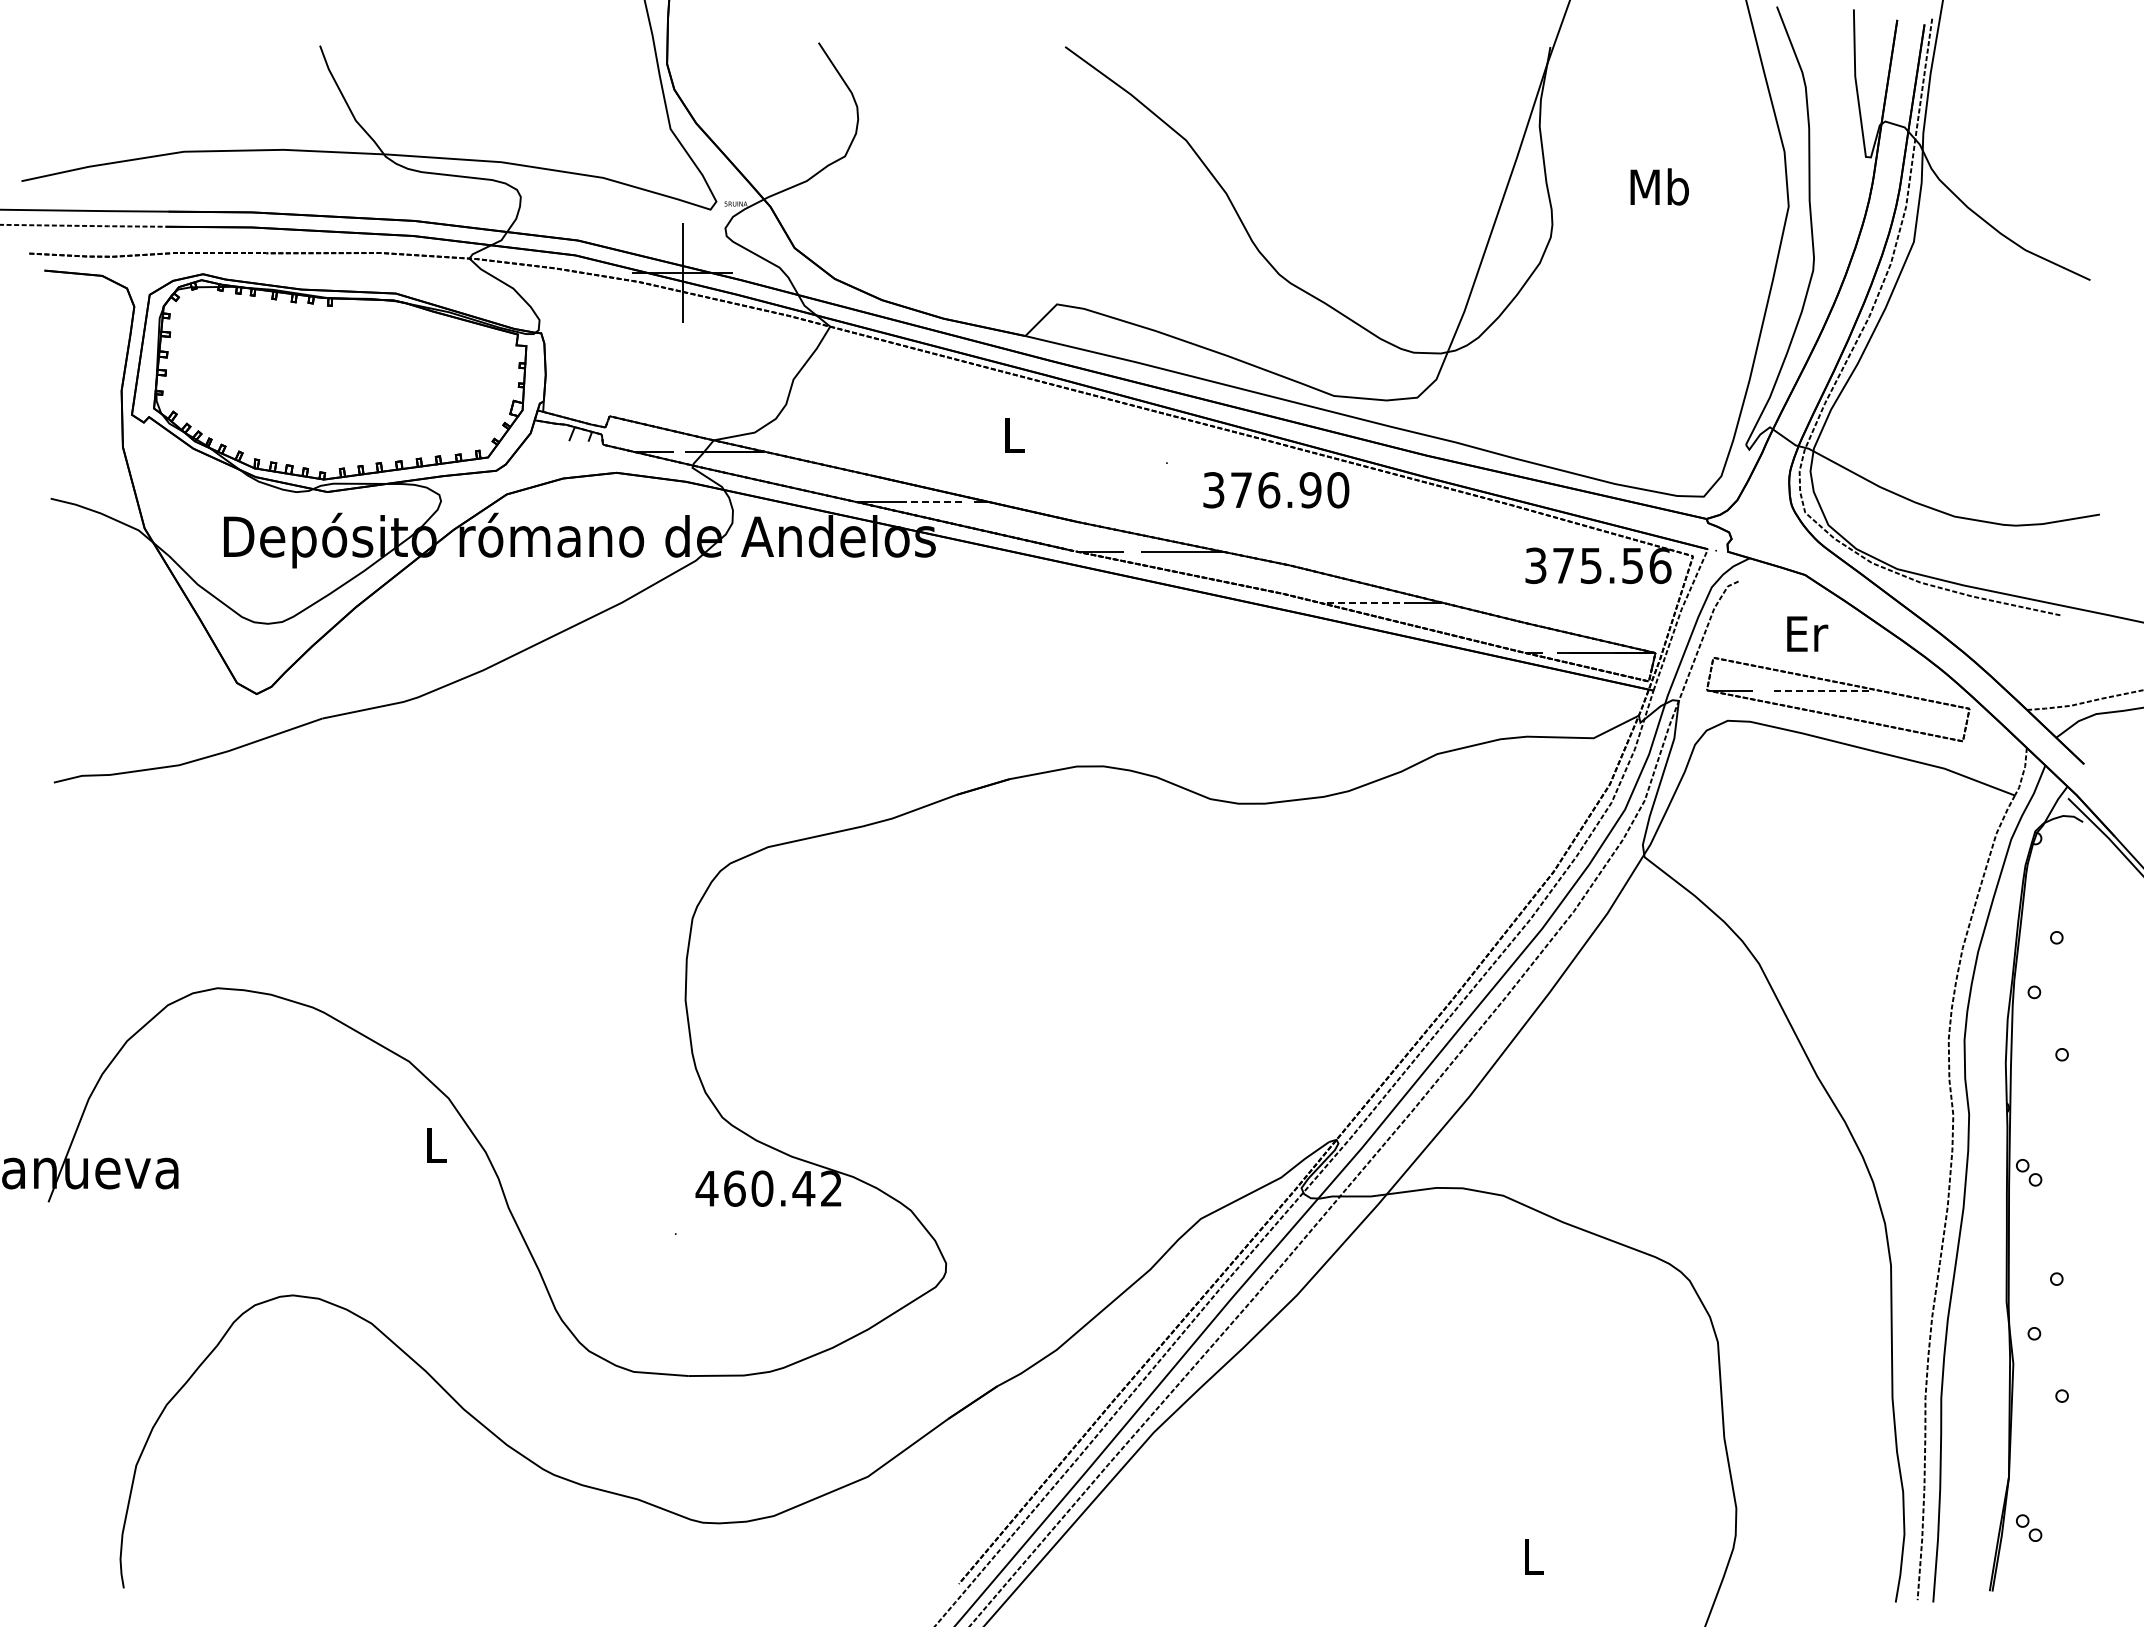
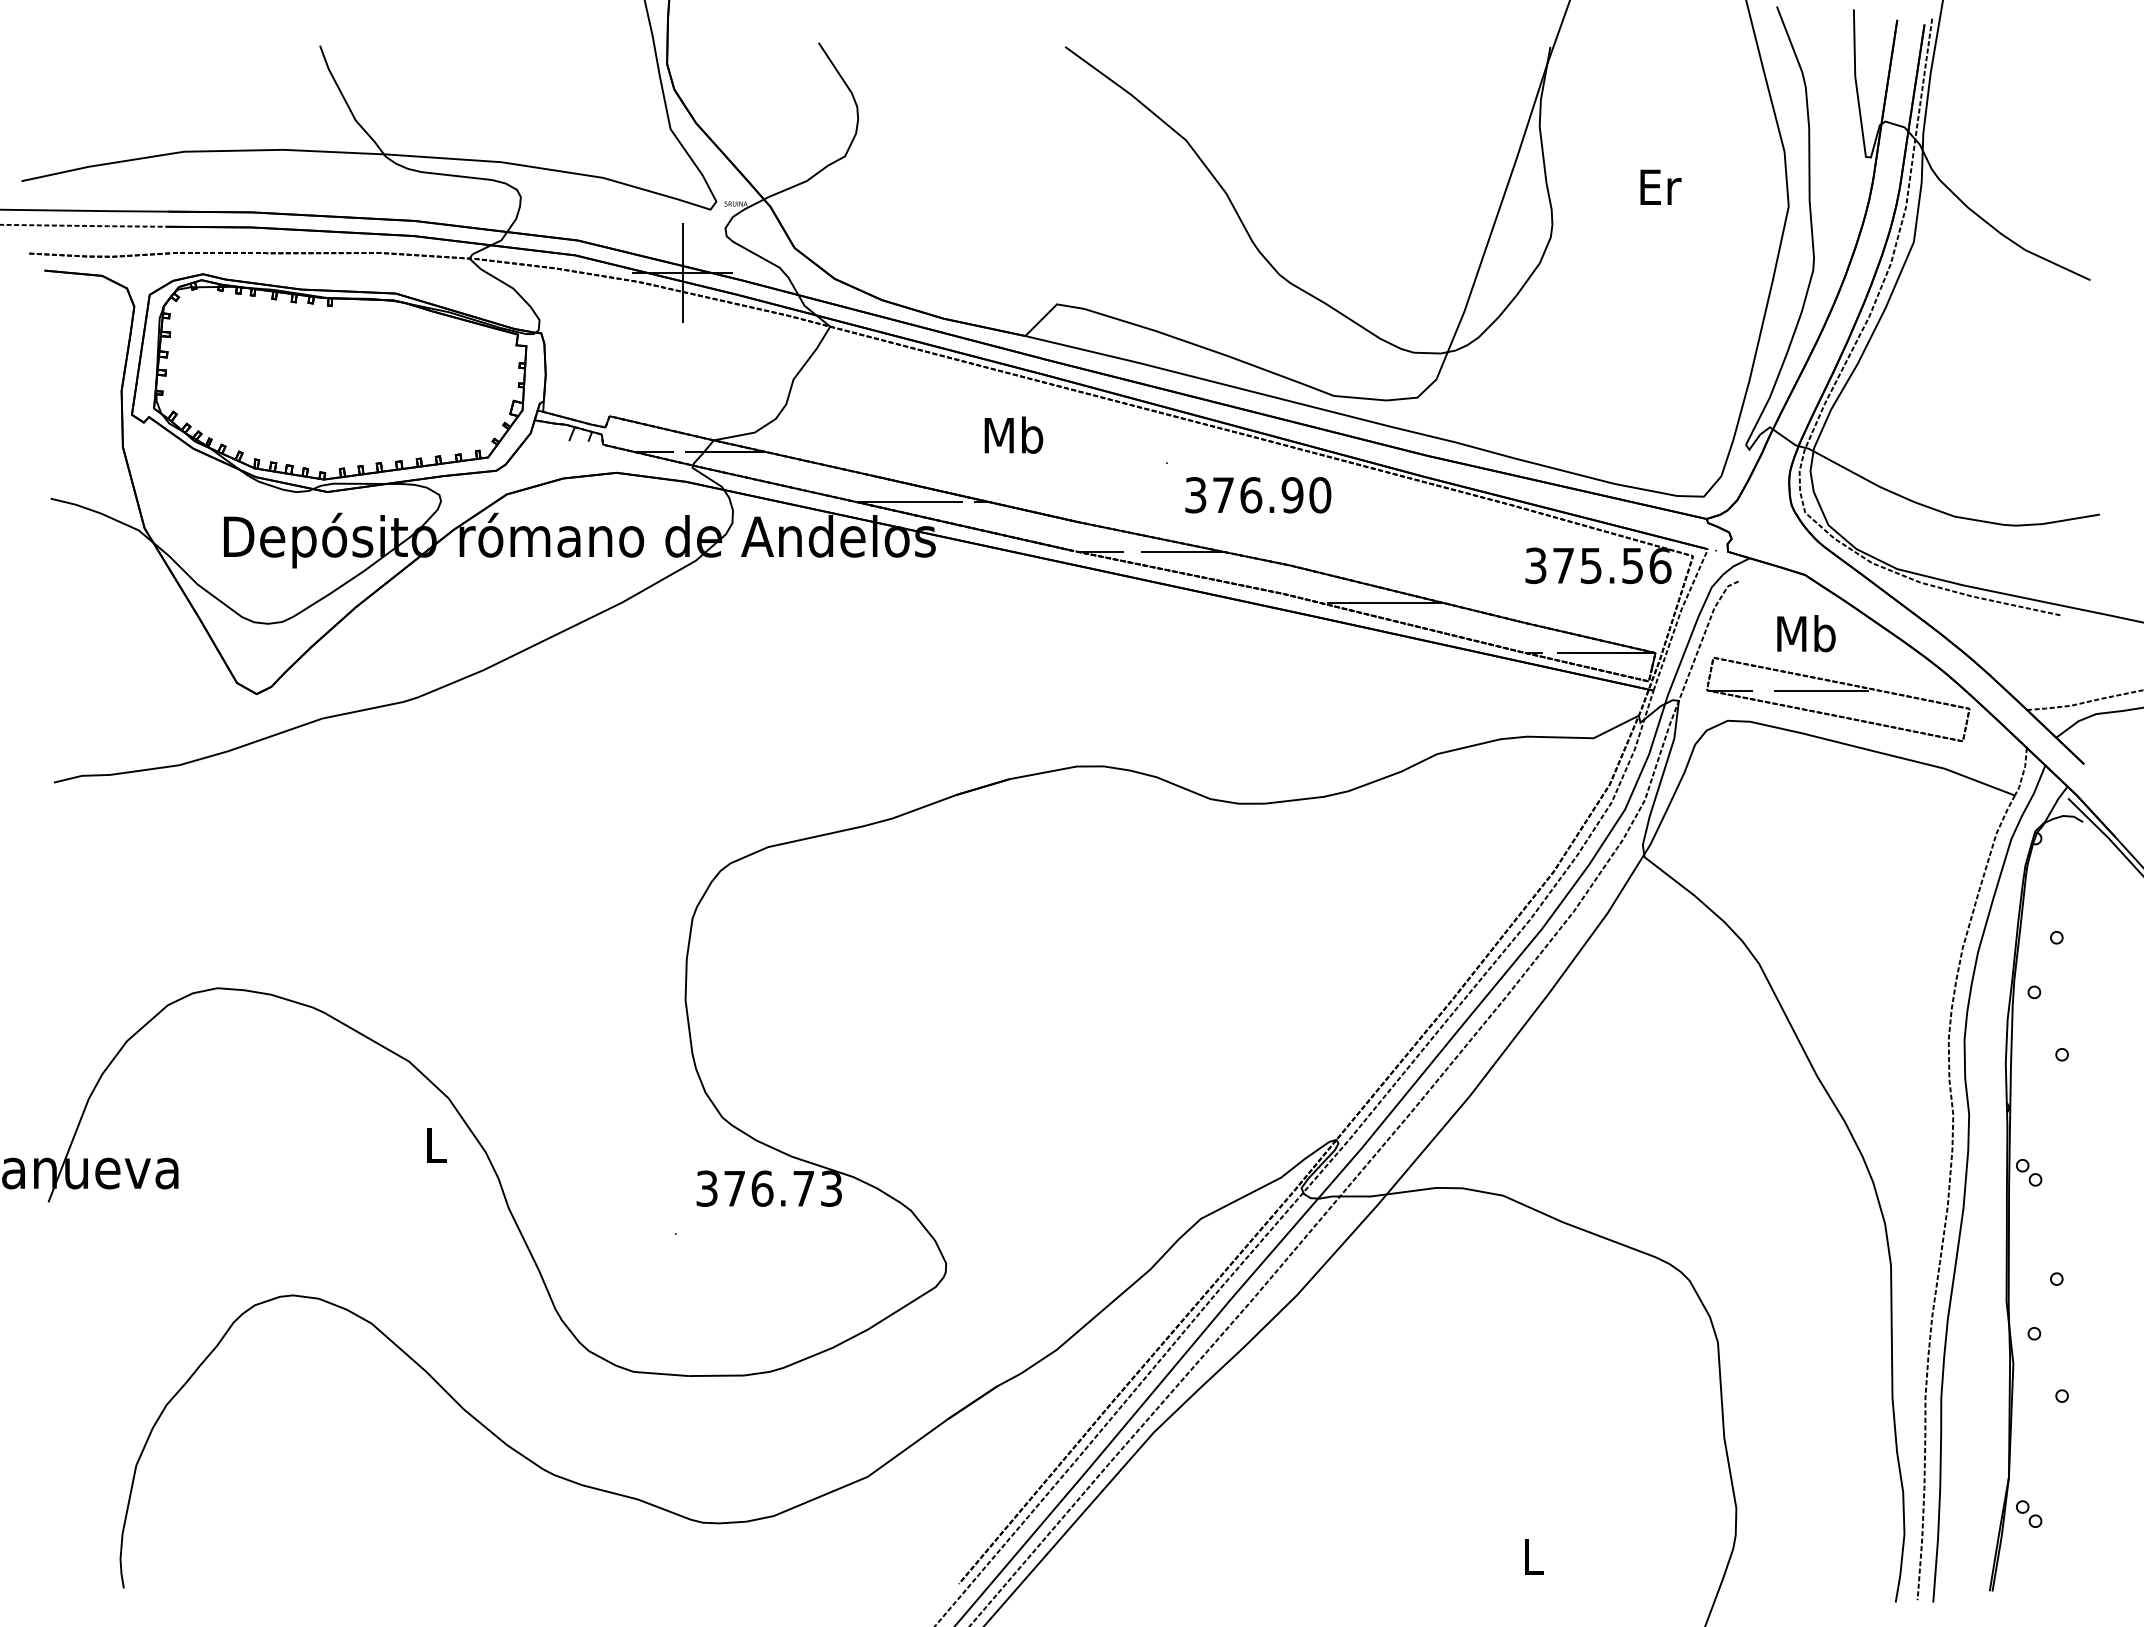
text: Mb -> Er (1659, 186)
text: L -> Mb (1013, 434)
text position: (1276, 490) -> (1258, 495) (1258, 495)
line: dashed -> solid (932, 501)
line: dashed -> solid (1365, 602)
text: Er -> Mb (1806, 633)
line: dashed -> solid (1821, 691)
text: 460.42 -> 376.73 (768, 1188)
part position: (2029, 1527) -> (2029, 1513) (2029, 1513)
